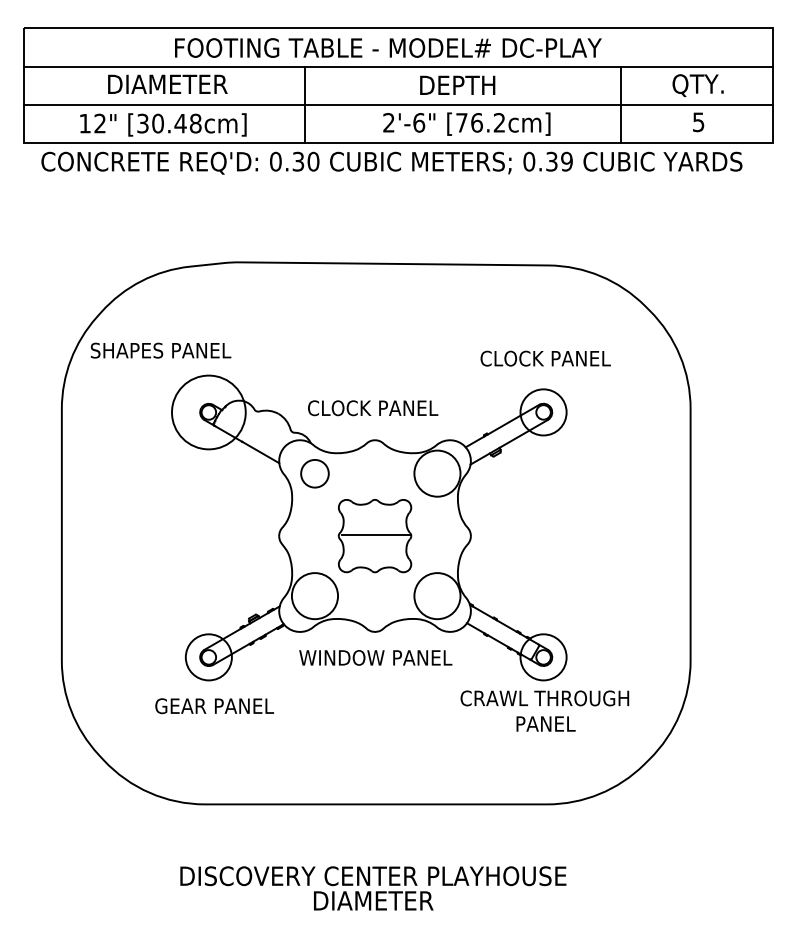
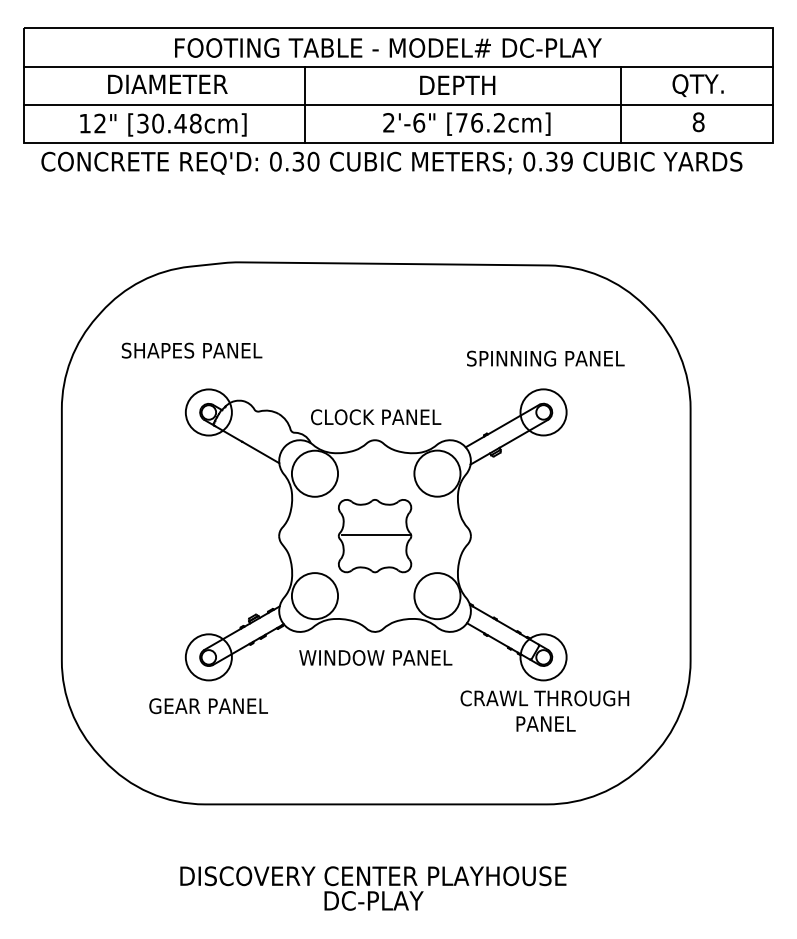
text: 5 -> 8 (698, 122)
text position: (160, 350) -> (191, 350) (191, 350)
text: CLOCK PANEL -> SPINNING PANEL (545, 358)
text position: (373, 408) -> (376, 417) (376, 417)
circle diameter: 74 px -> 46 px (208, 412)
circle diameter: 28 px -> 46 px (314, 473)
text position: (214, 706) -> (208, 706) (208, 706)
text: DIAMETER -> DC-PLAY (373, 900)
